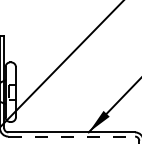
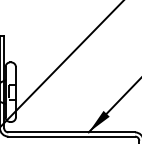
line: dashed -> solid (72, 136)
